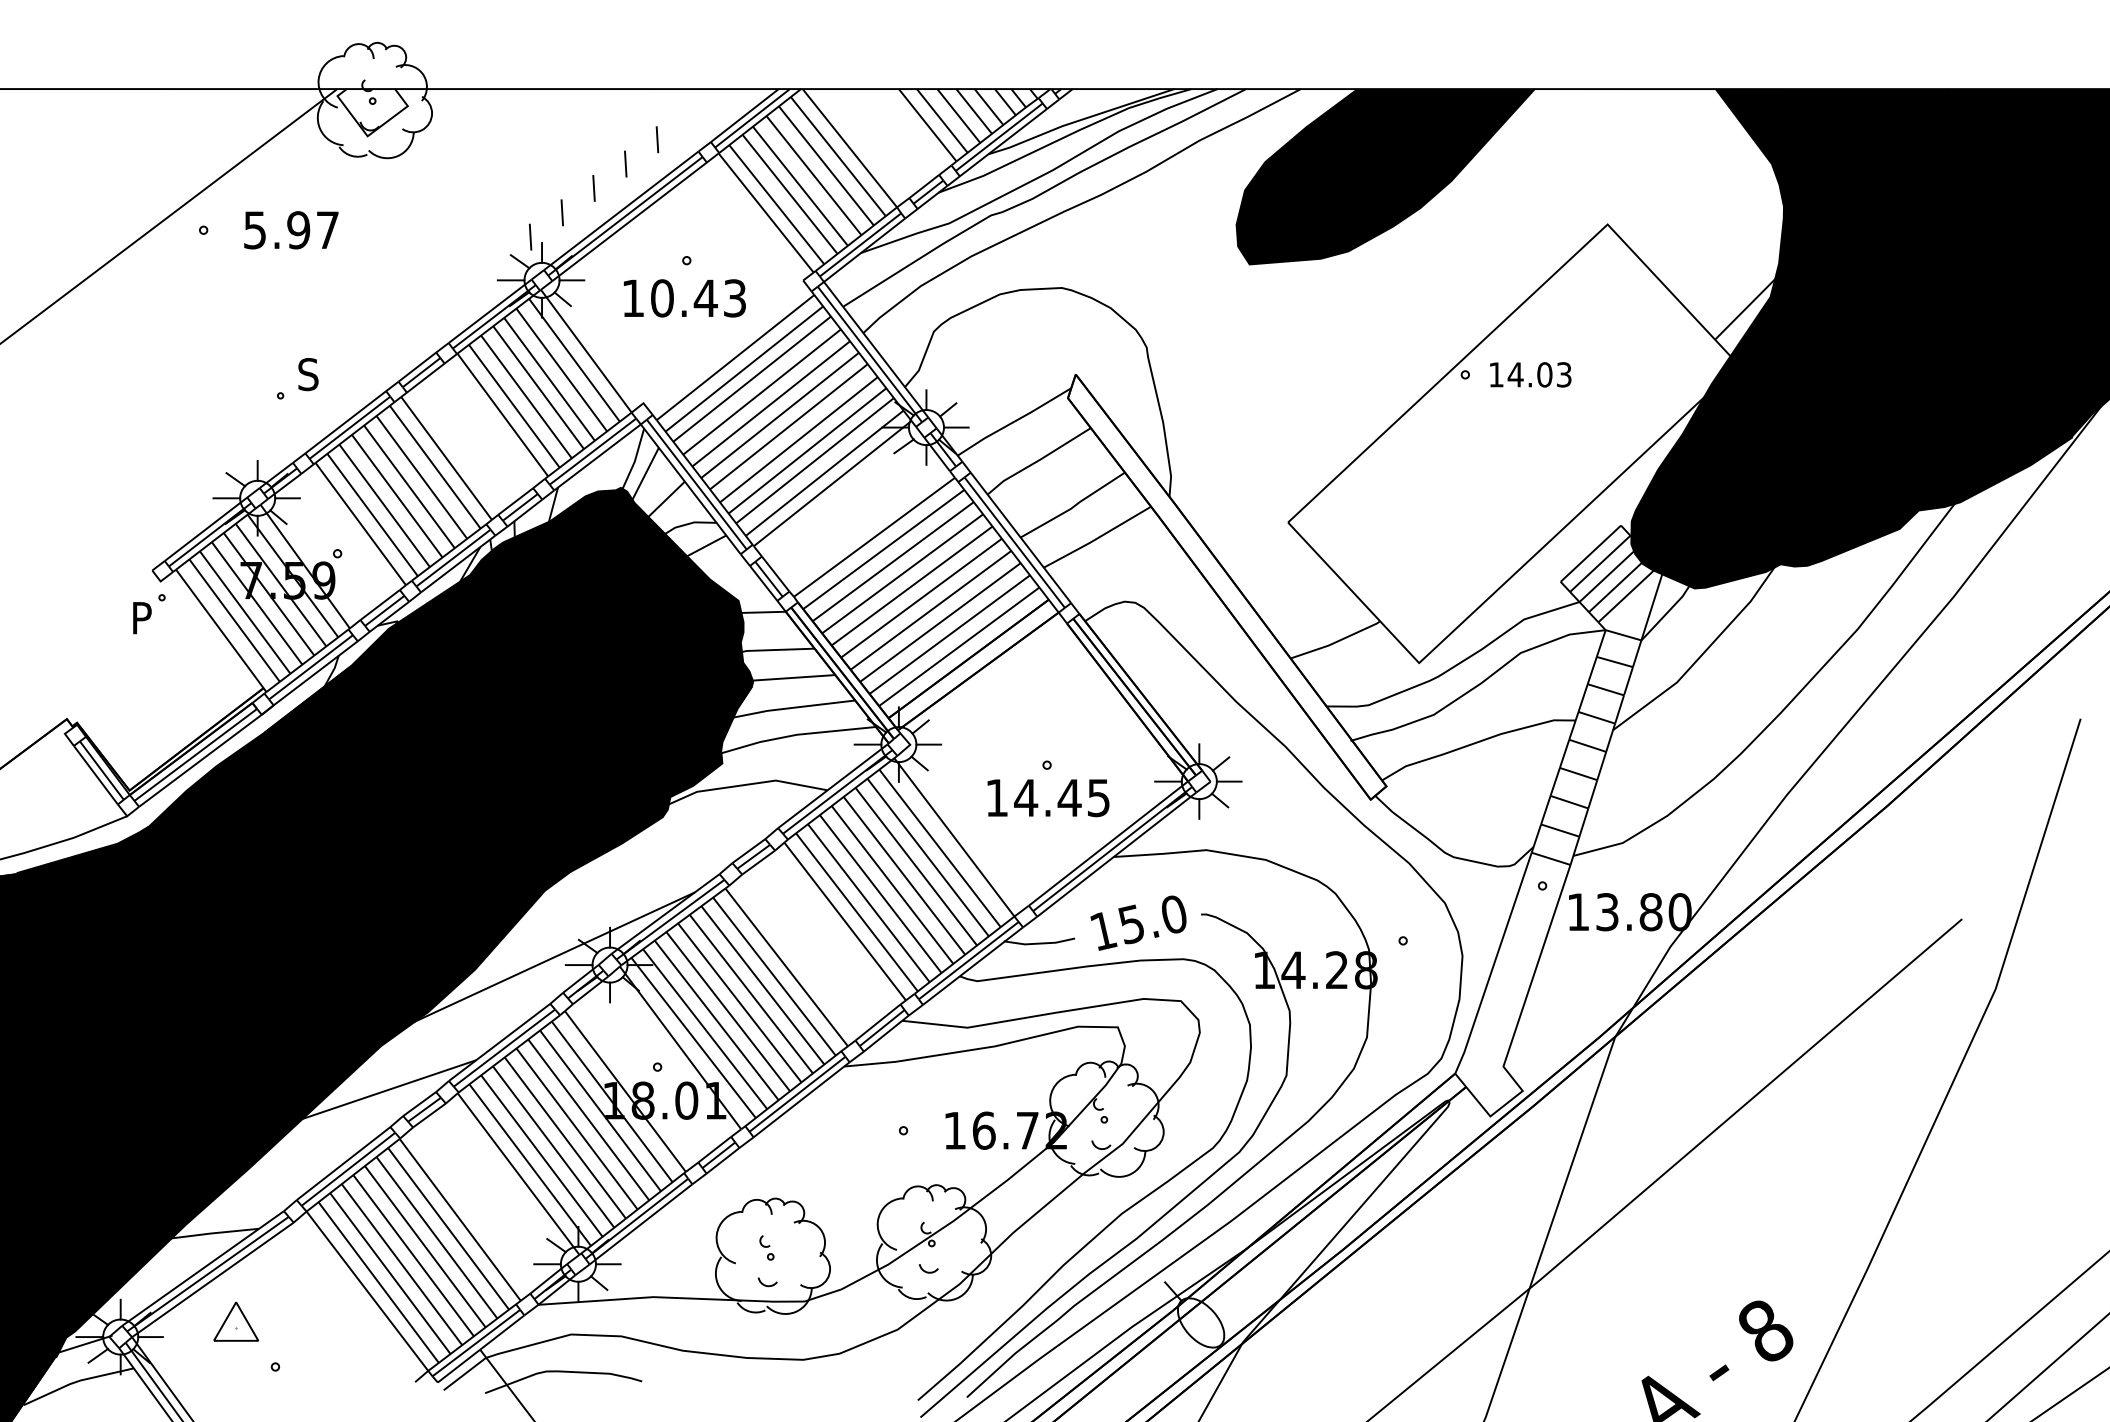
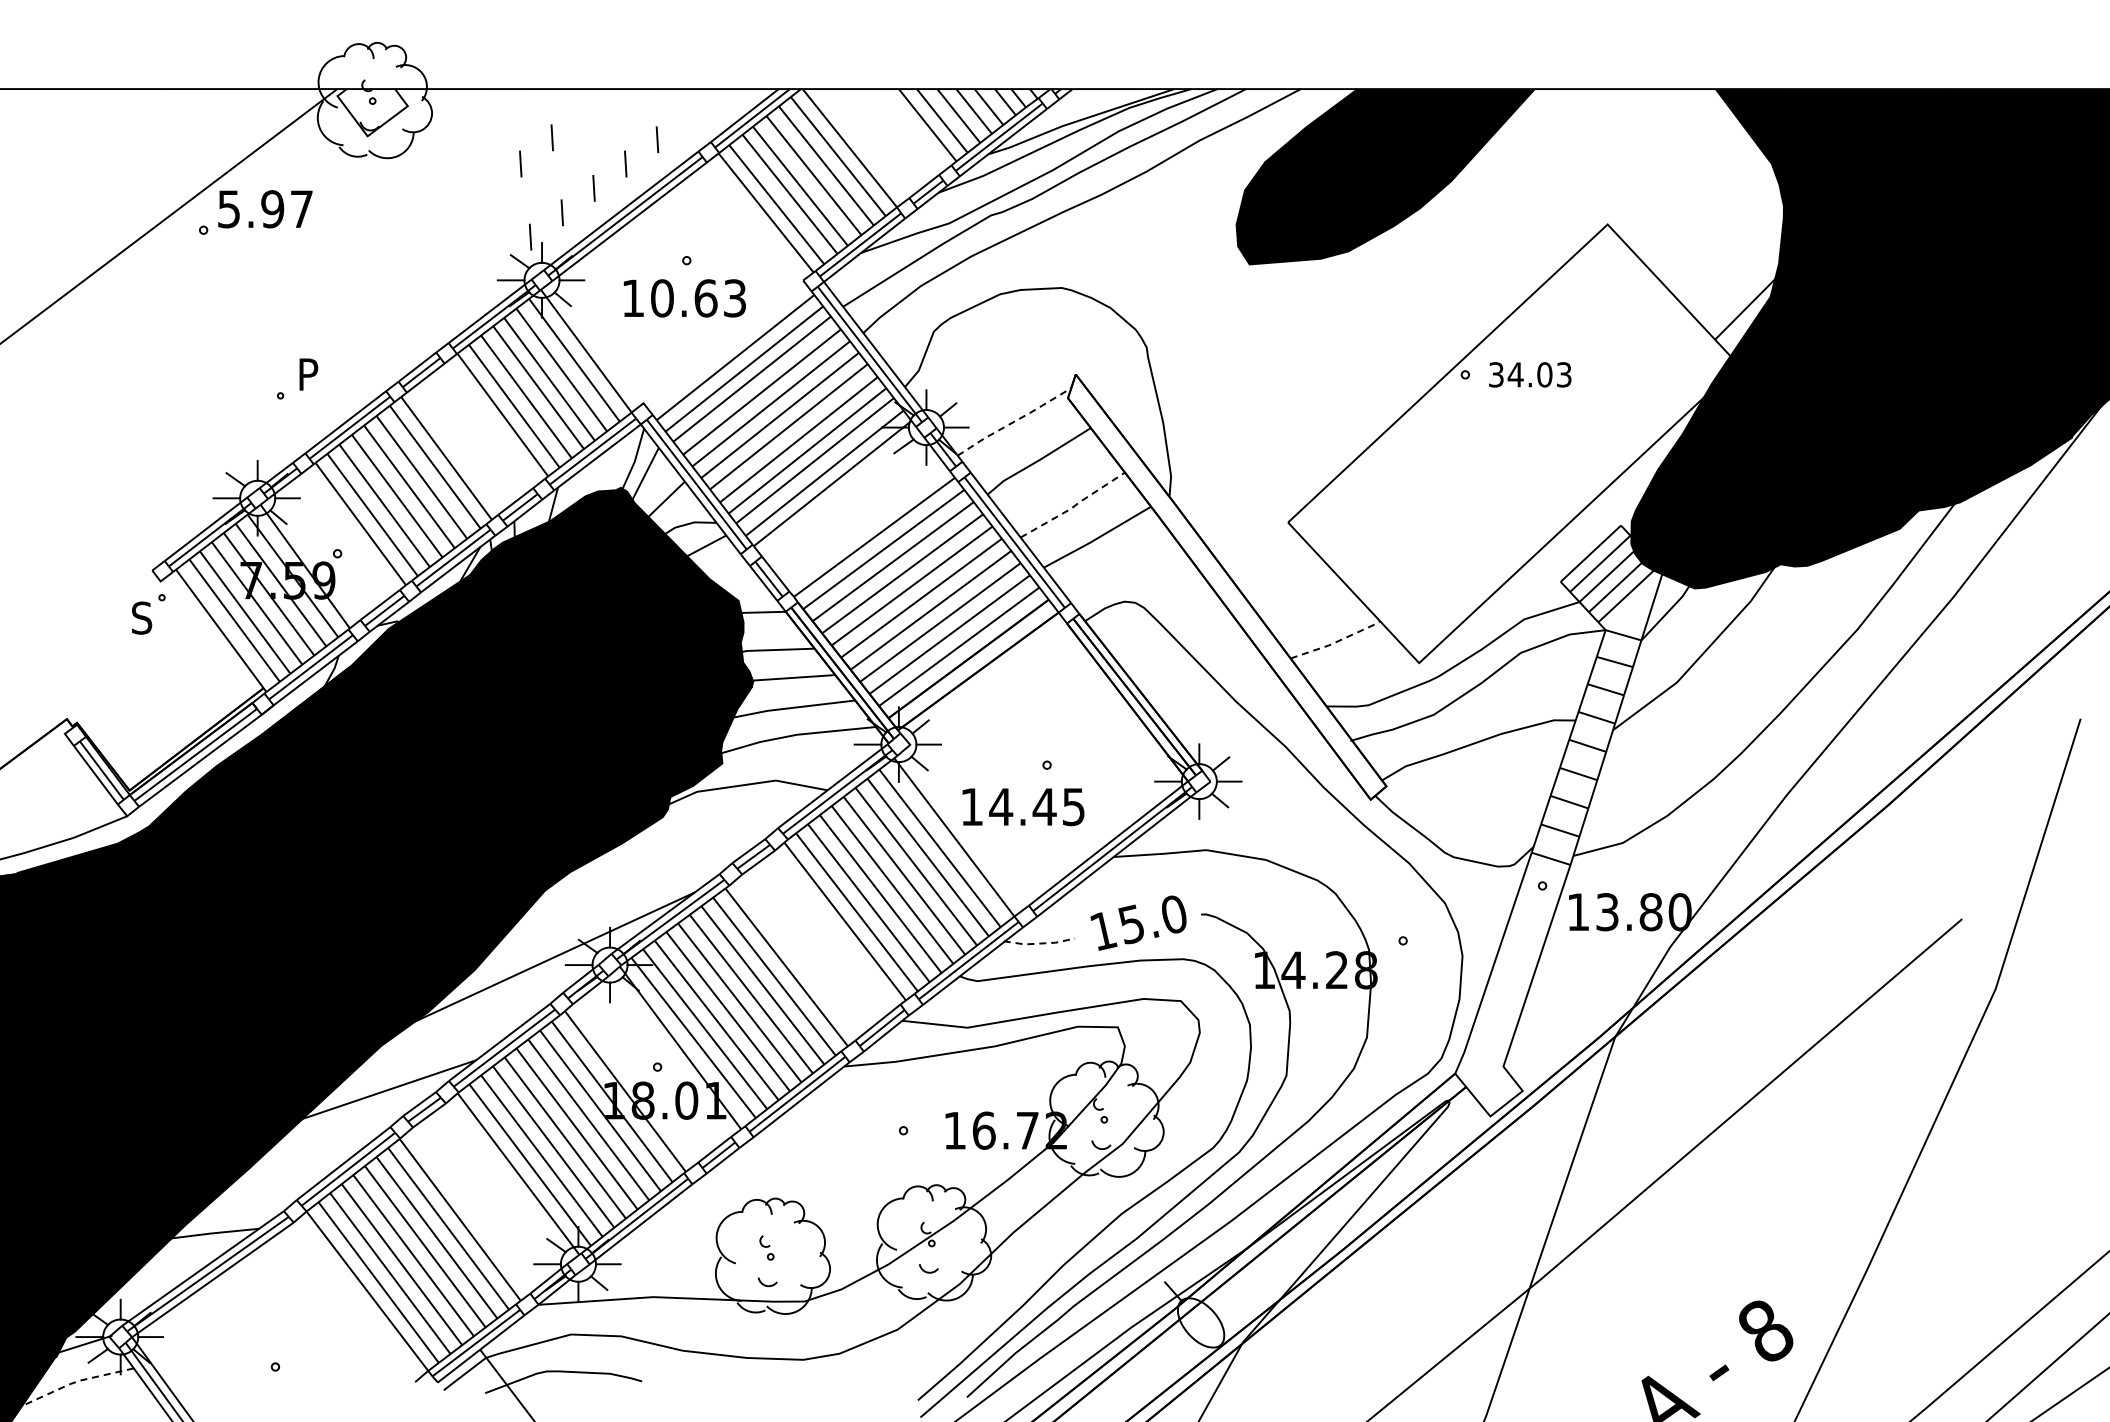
line: none -> present (551, 137)
line: none -> present (520, 163)
text position: (291, 230) -> (265, 209) (265, 209)
text: 10.43 -> 10.63 (705, 298)
text: S -> P (308, 374)
text: 14.03 -> 34.03 (1496, 374)
line: solid -> dashed (1014, 421)
line: solid -> dashed (1073, 506)
text: P -> S (142, 617)
line: solid -> dashed (1336, 641)
text position: (1048, 798) -> (1023, 807) (1023, 807)
line: solid -> dashed (1039, 943)
part: present -> none (235, 1321)
line: solid -> dashed (77, 1381)
